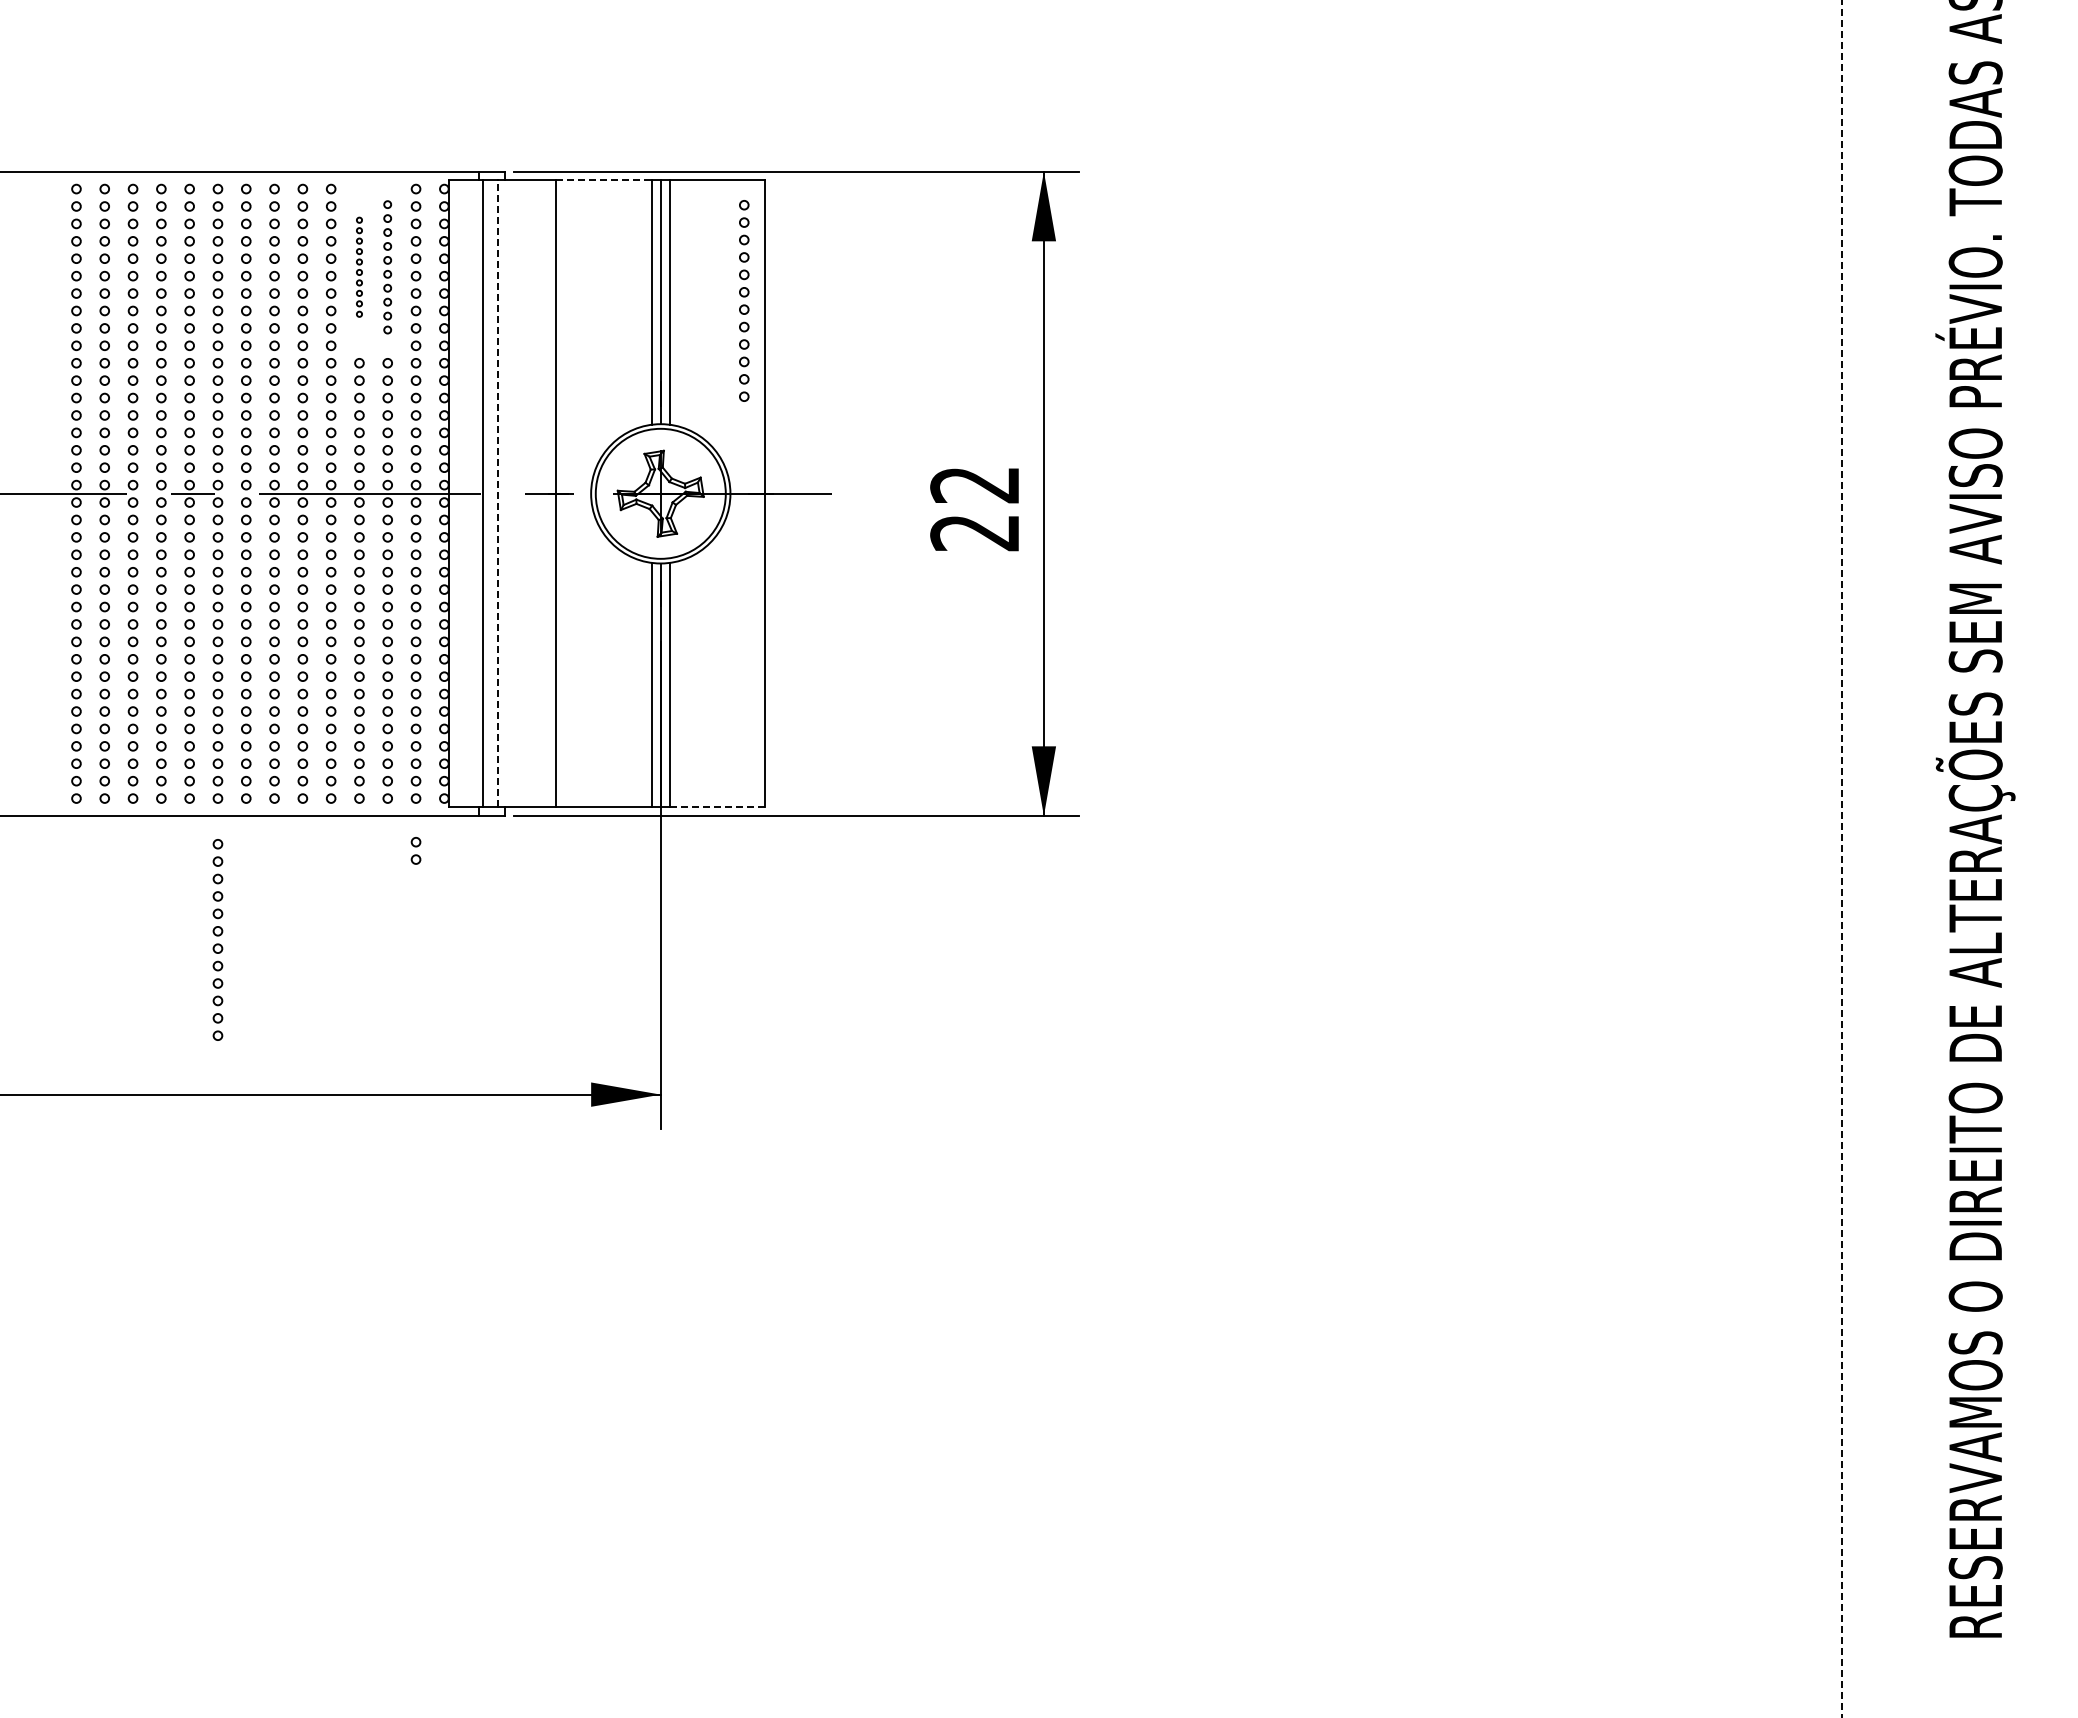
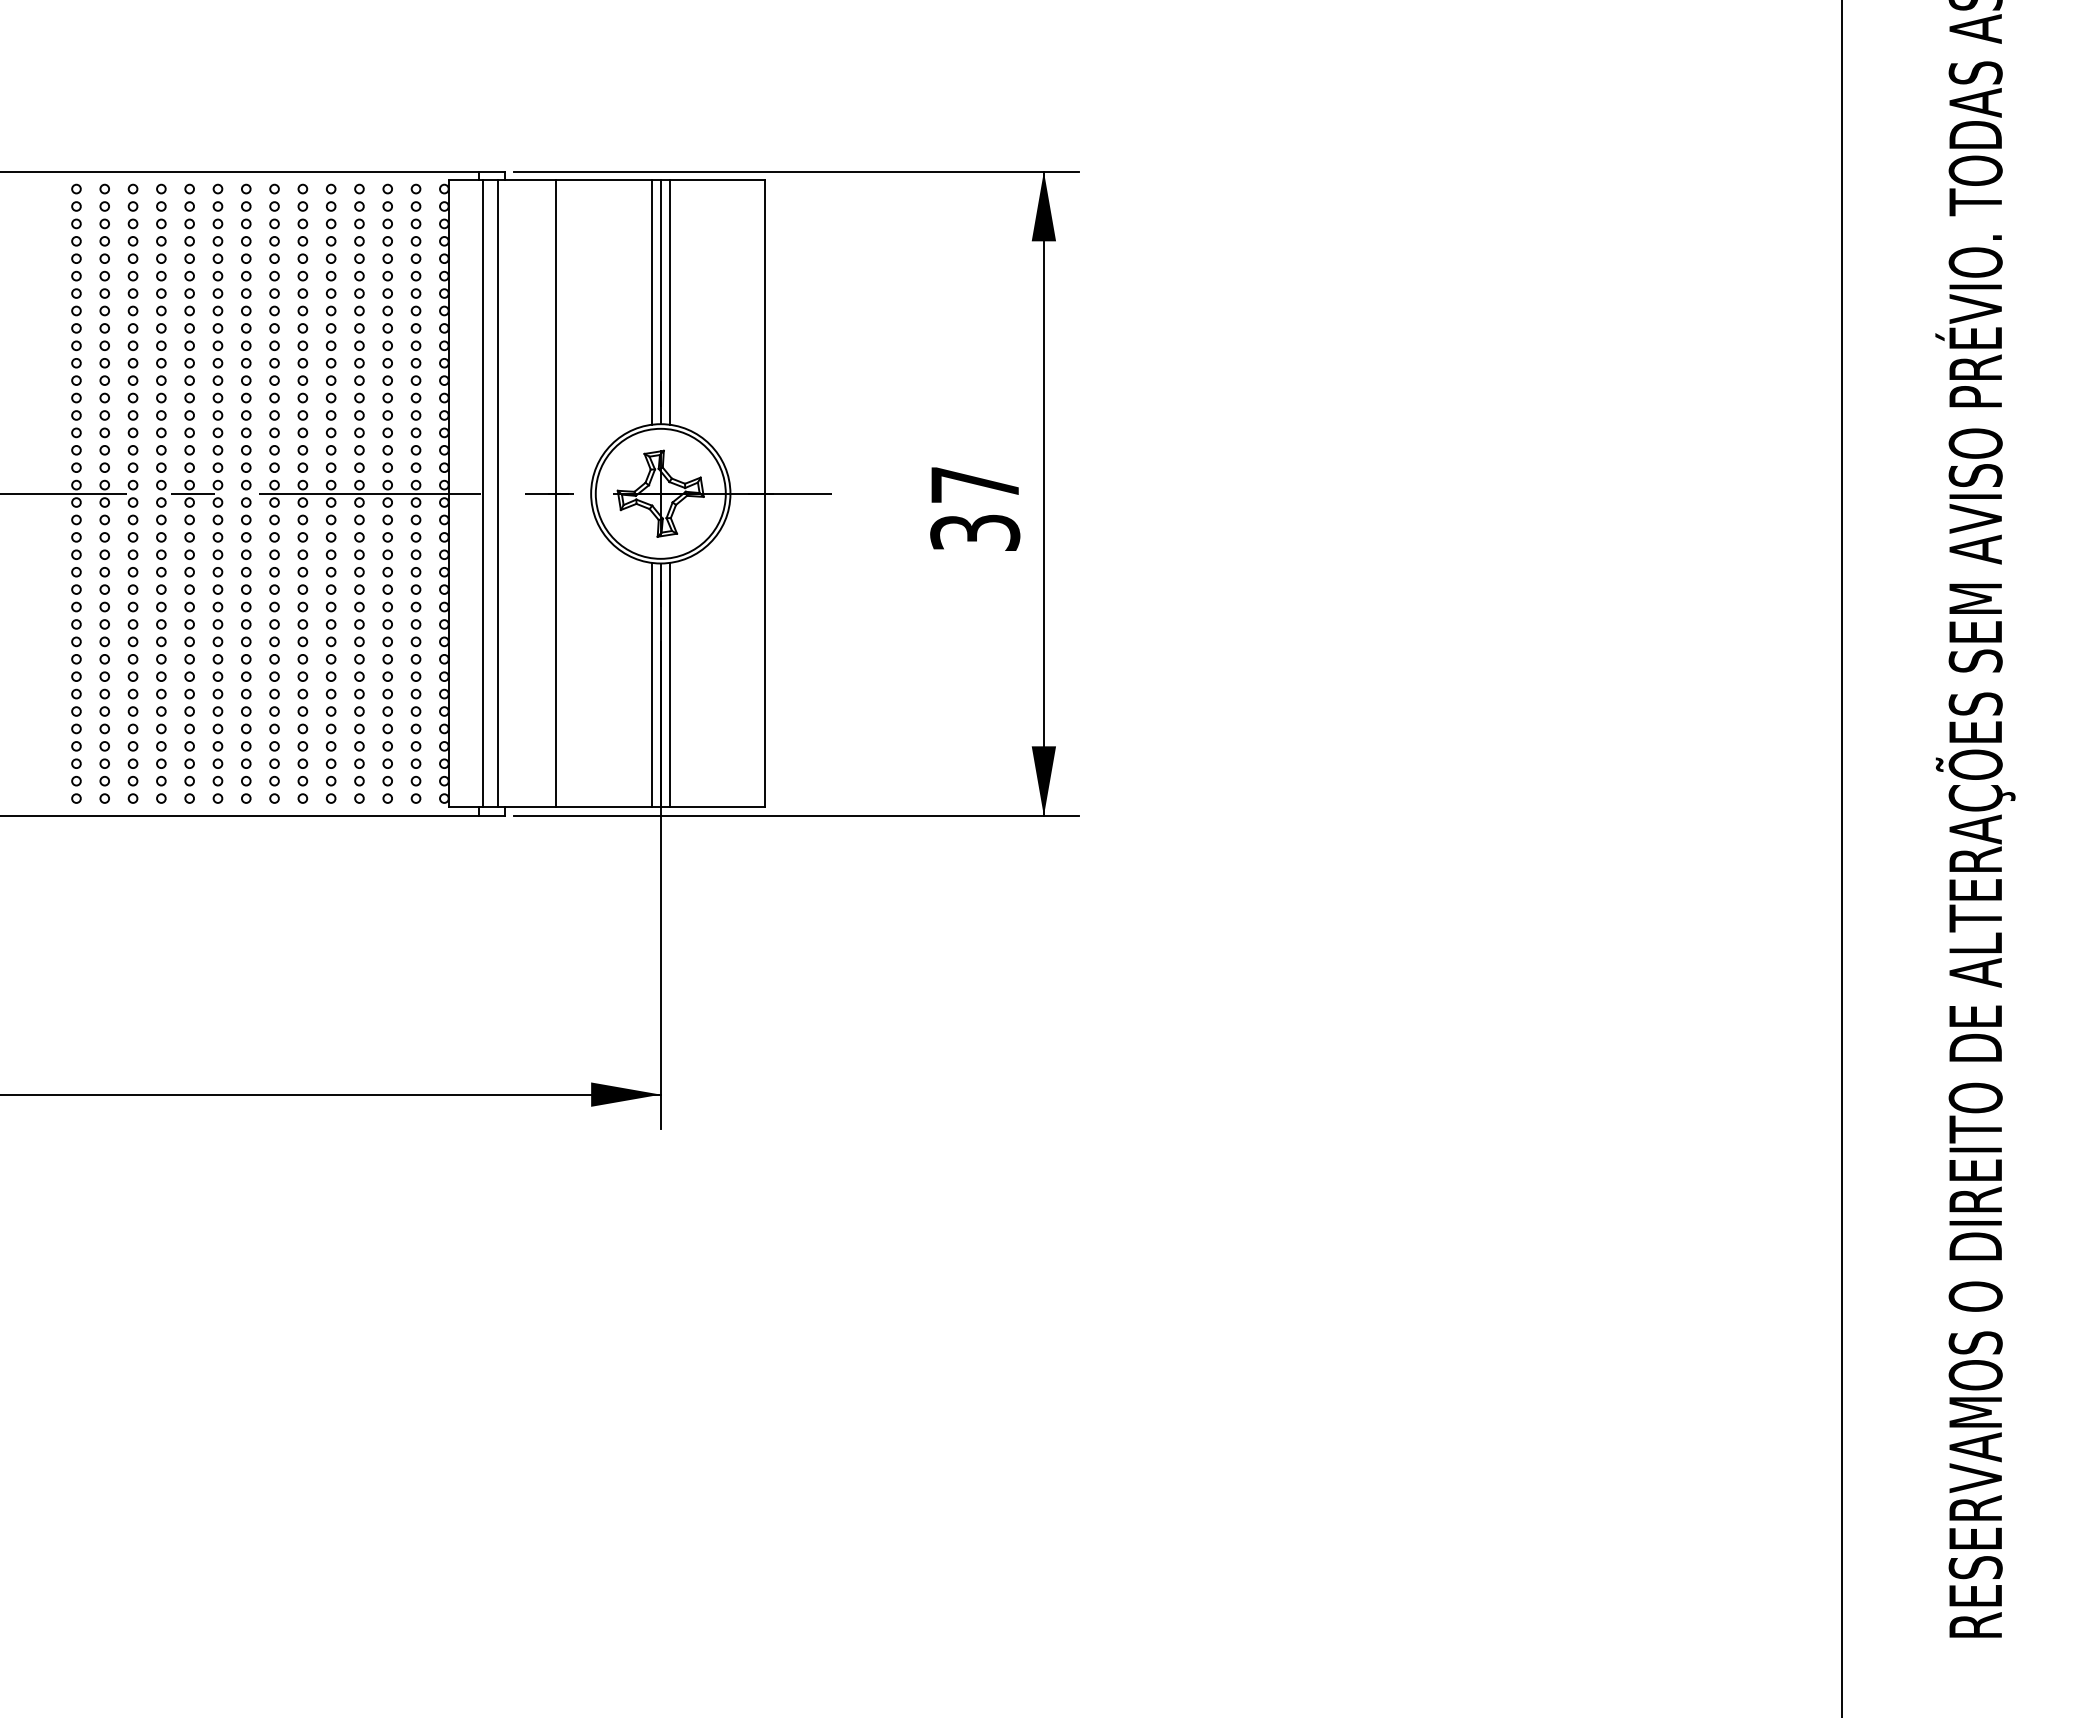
line: dashed -> solid (604, 180)
part size: 7x102 px -> 11x168 px (359, 266)
part size: 10x135 px -> 11x168 px (387, 266)
part: present -> none (744, 300)
line: dashed -> solid (497, 493)
text: 22 -> 37 (975, 509)
line: dashed -> solid (717, 807)
part: present -> none (415, 850)
line: dashed -> solid (1842, 858)
part: present -> none (217, 939)
